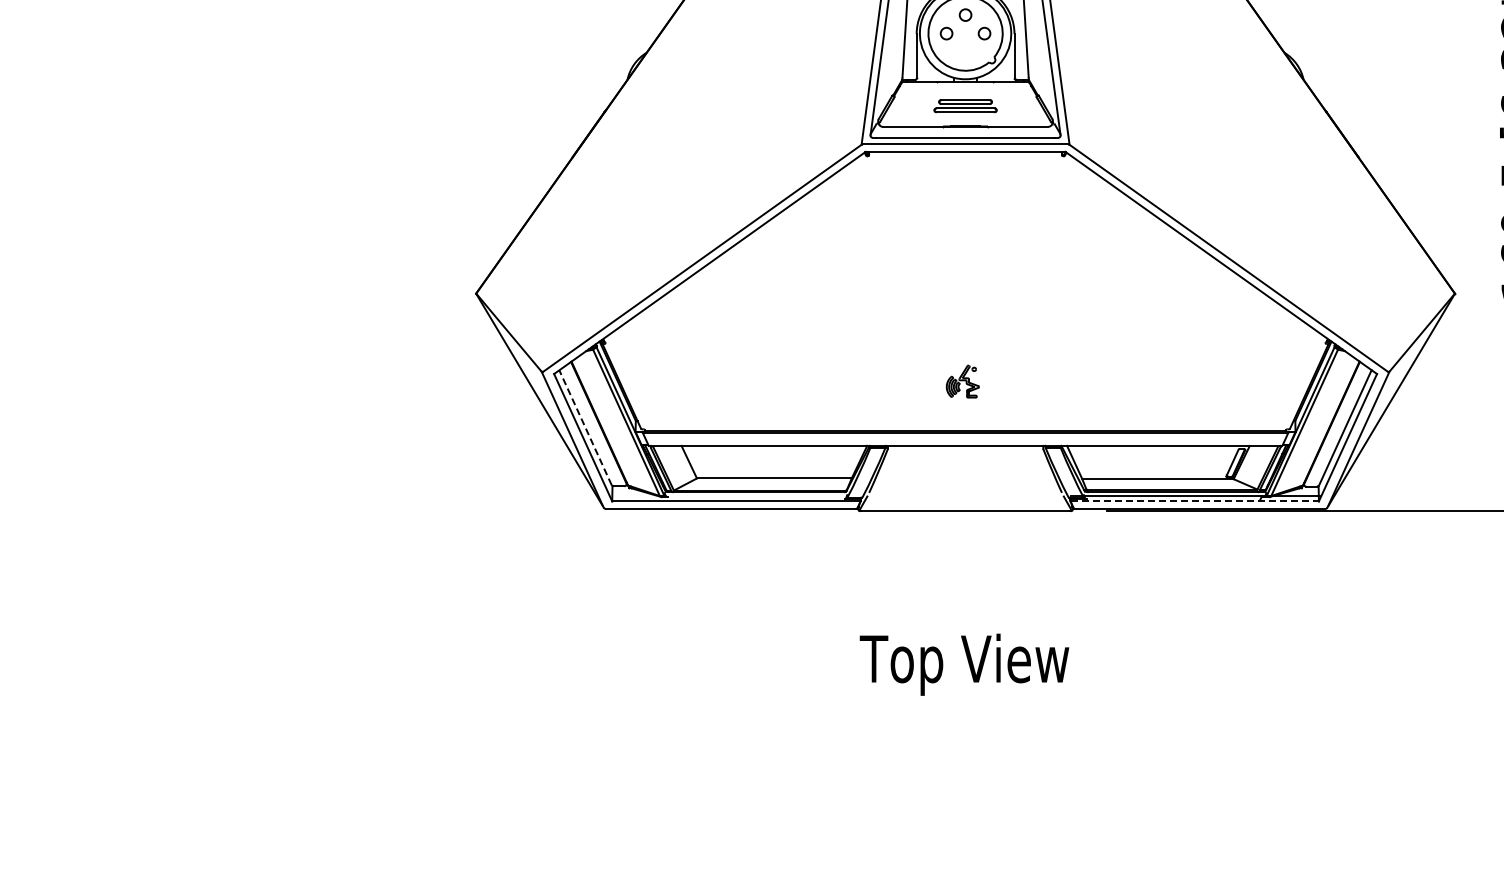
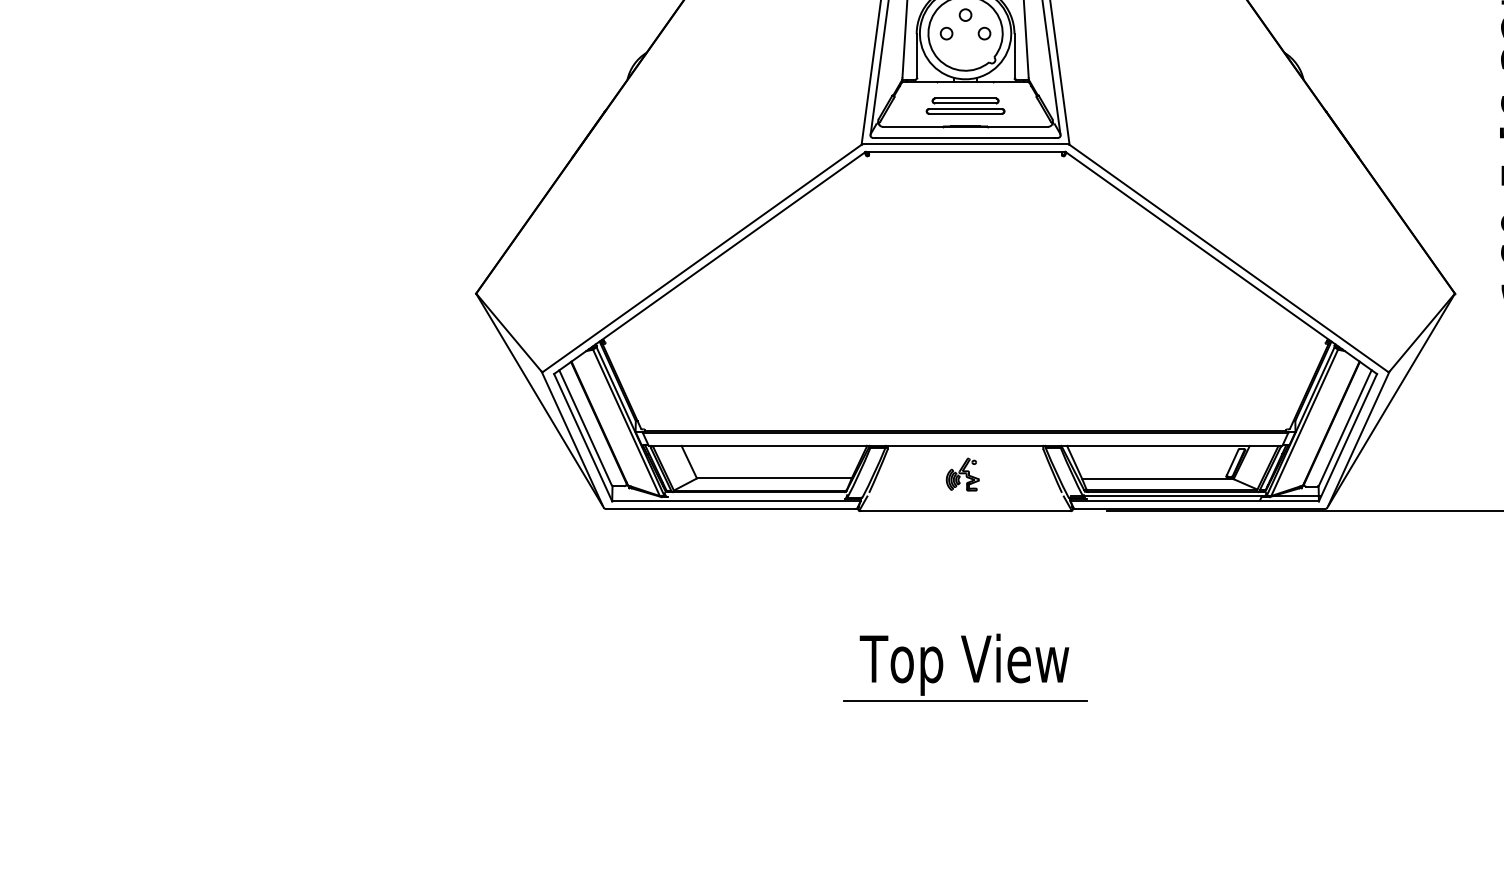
part size: 65x15 px -> 81x18 px (965, 105)
part position: (962, 381) -> (962, 474) (962, 474)
line: dashed -> solid (585, 427)
line: dashed -> solid (1195, 501)
line: none -> present (965, 701)
